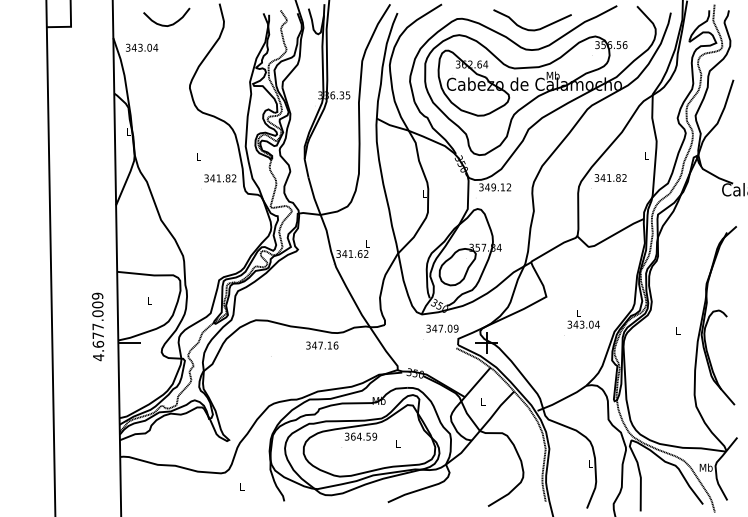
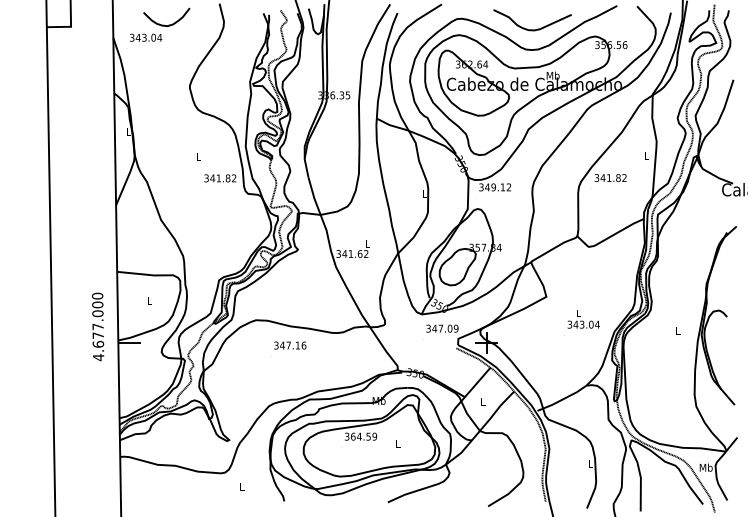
text position: (142, 47) -> (146, 37) (146, 37)
text: 4.677.009 -> 4.677.000 (97, 295)
text position: (322, 345) -> (290, 345) (290, 345)
